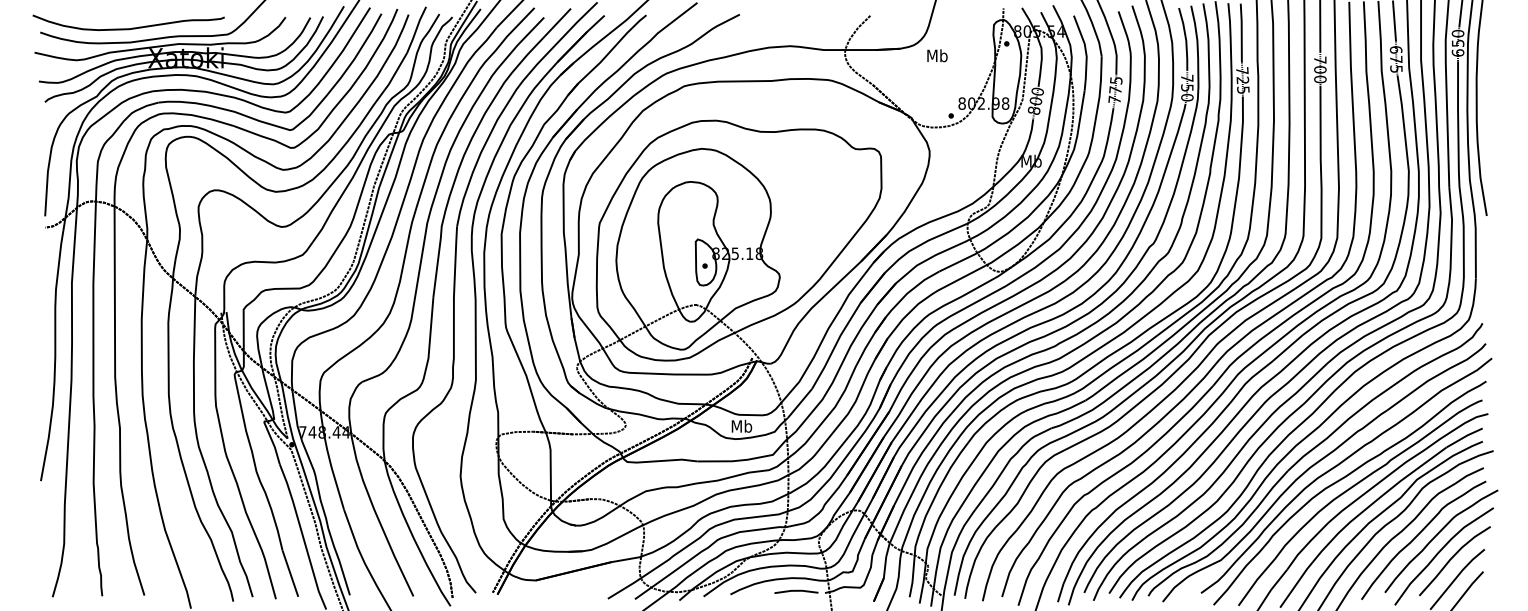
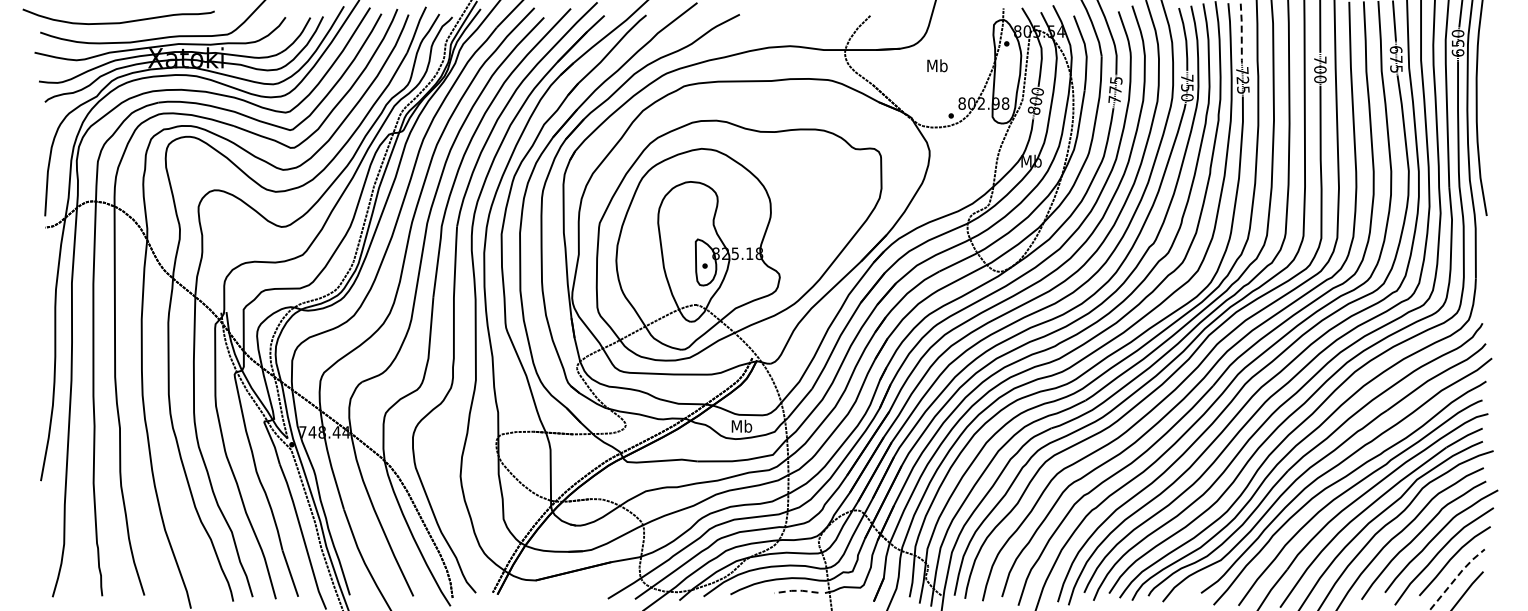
curve position: (128, 28) -> (118, 22) (118, 22)
line: solid -> dashed (1241, 33)
text position: (937, 55) -> (937, 65) (937, 65)
line: solid -> dashed (1457, 576)
line: solid -> dashed (796, 590)
